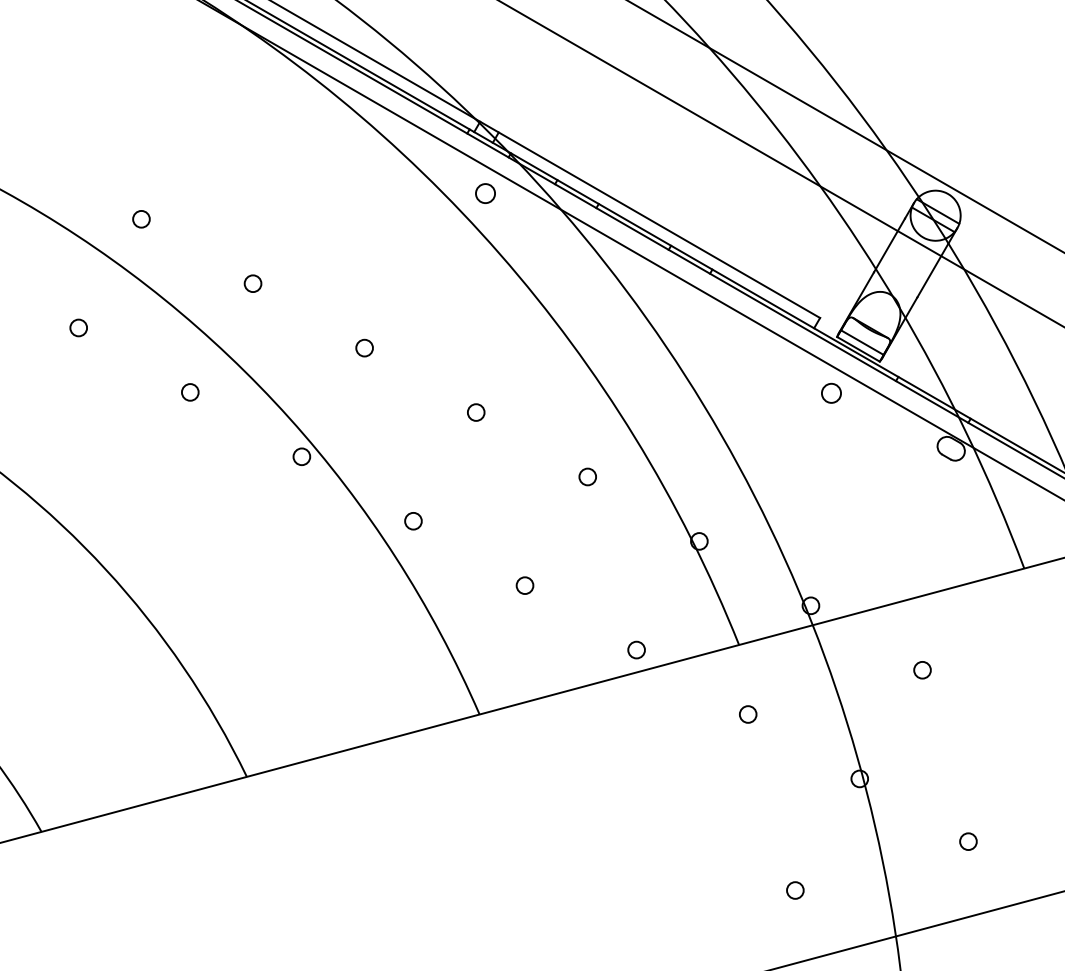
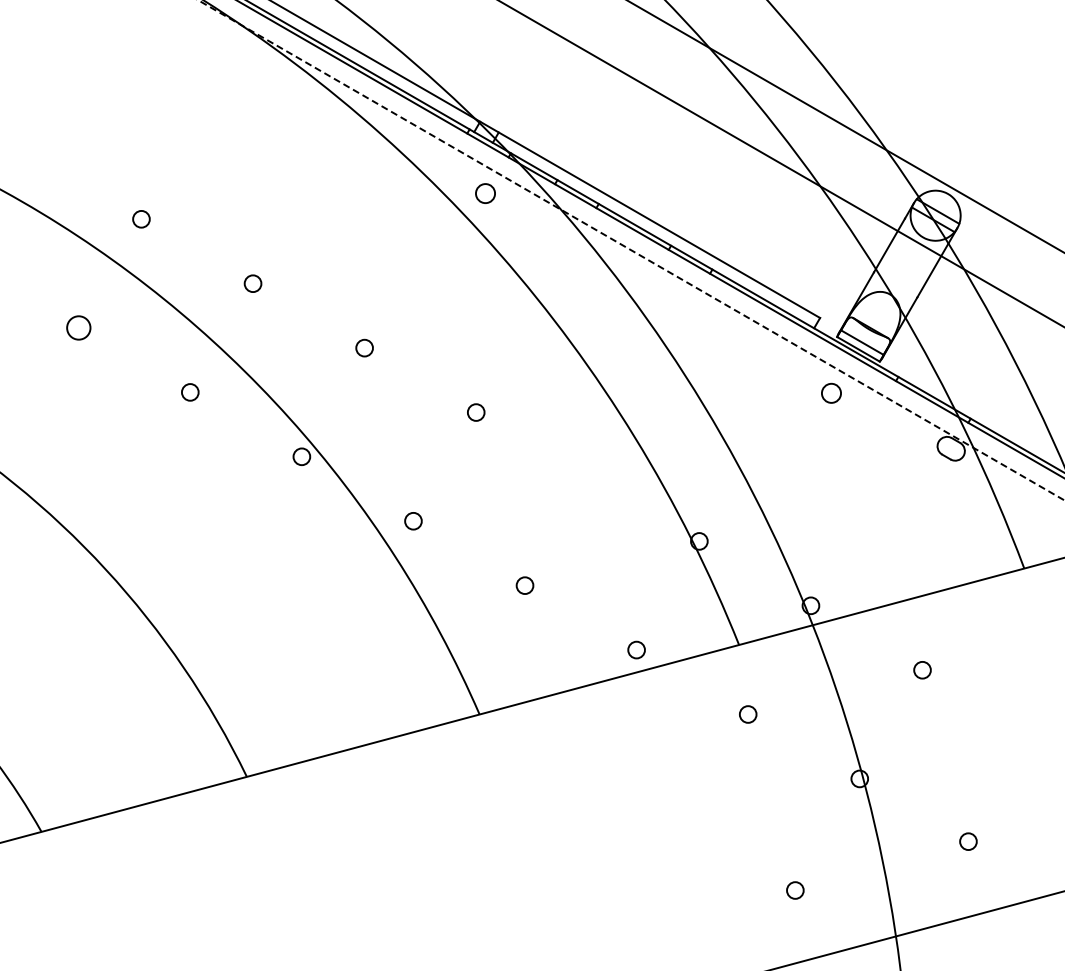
line: solid -> dashed (631, 250)
circle size: 19x20 px -> 26x26 px (78, 327)
circle: present -> none (587, 476)
